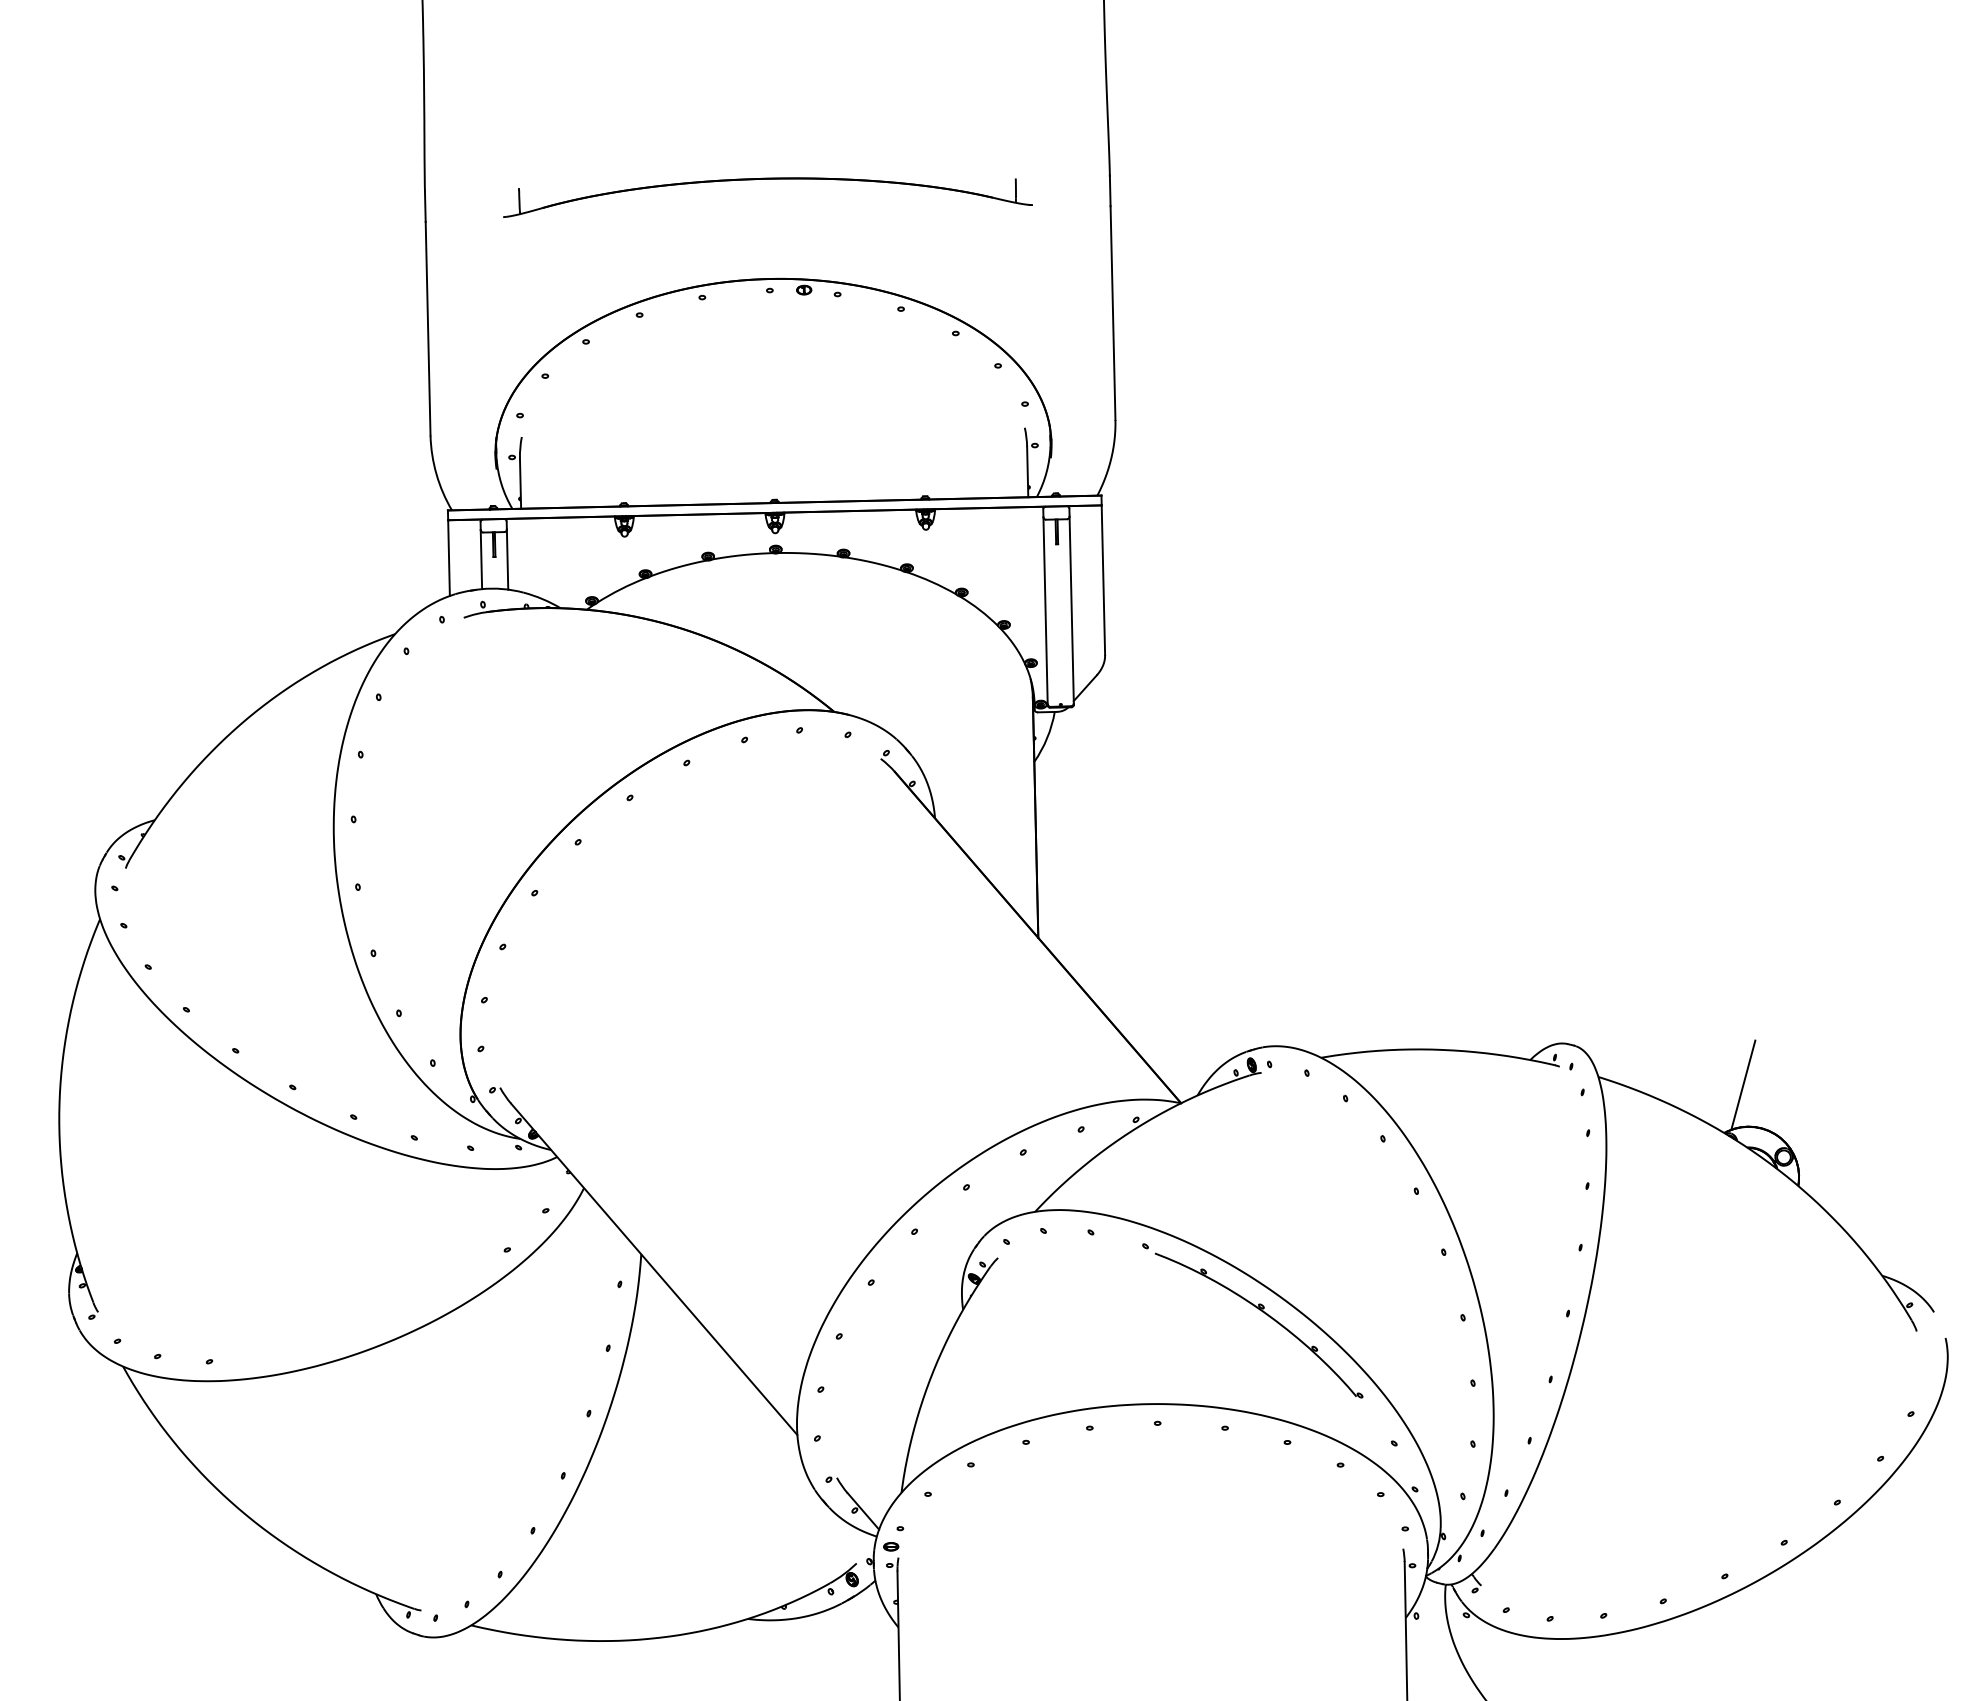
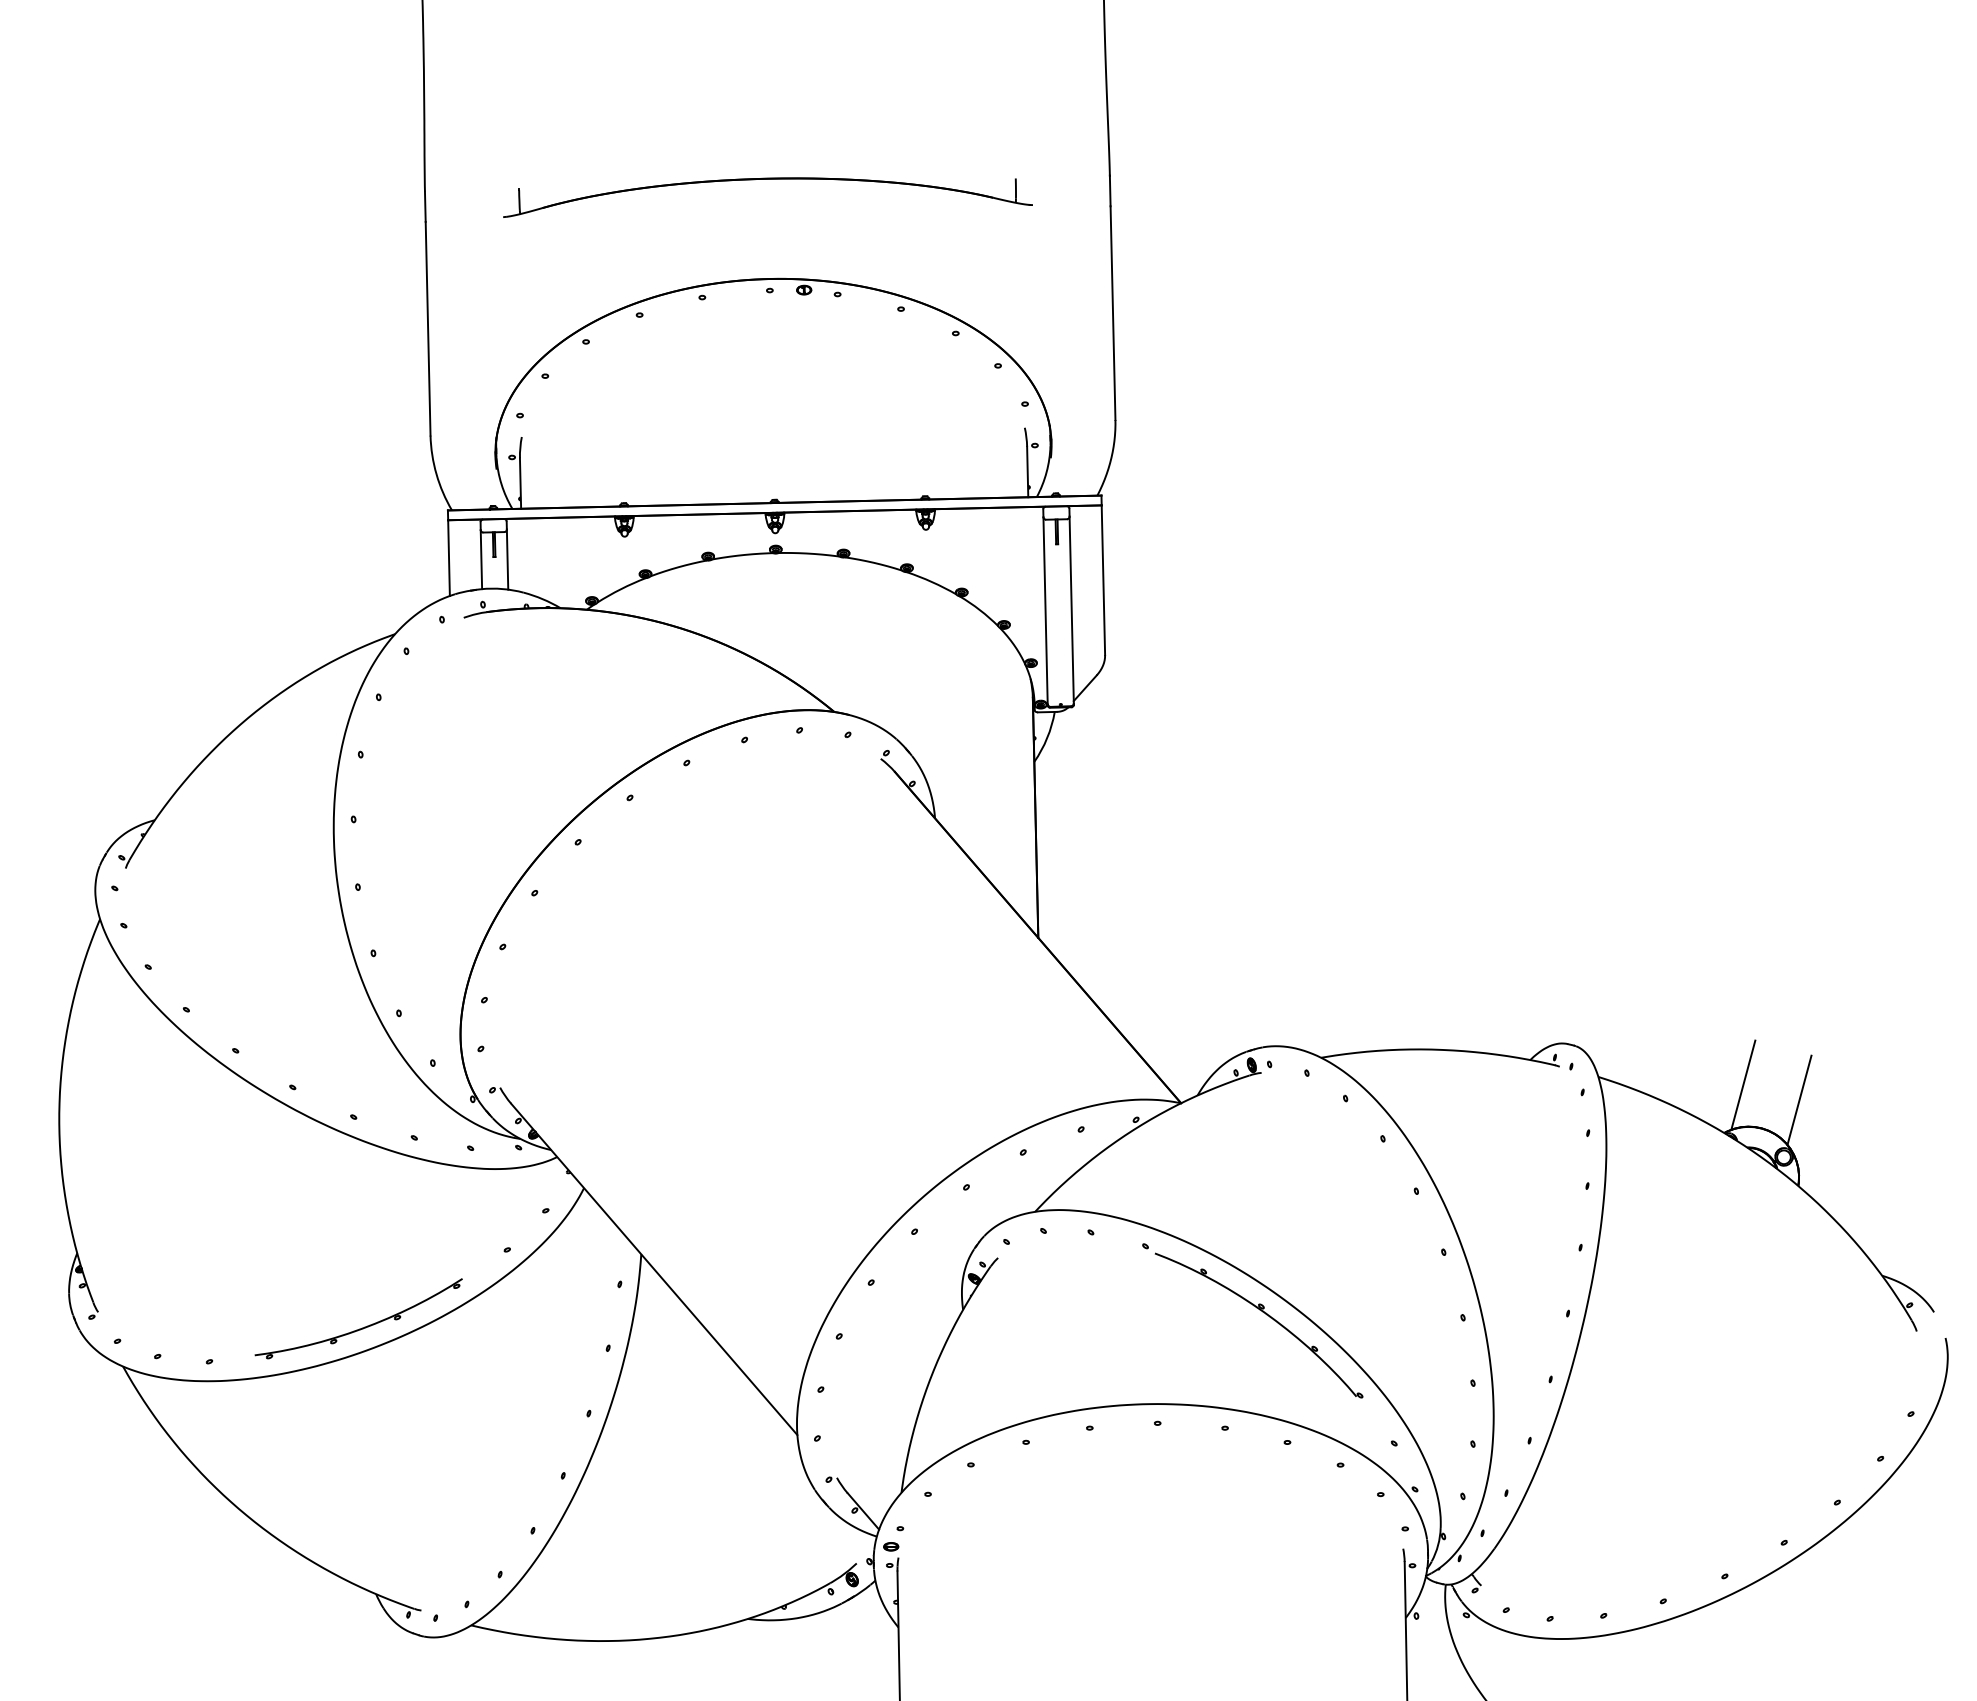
line: none -> present (1799, 1099)
part: none -> present (362, 1327)
